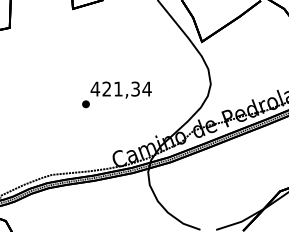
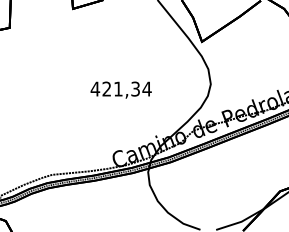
part: present -> none (85, 104)
